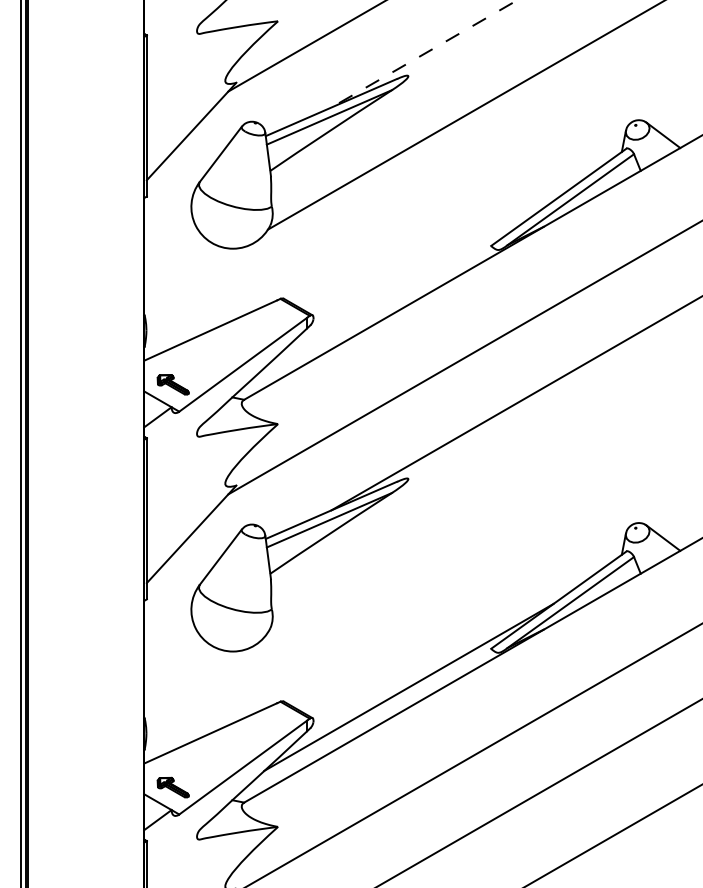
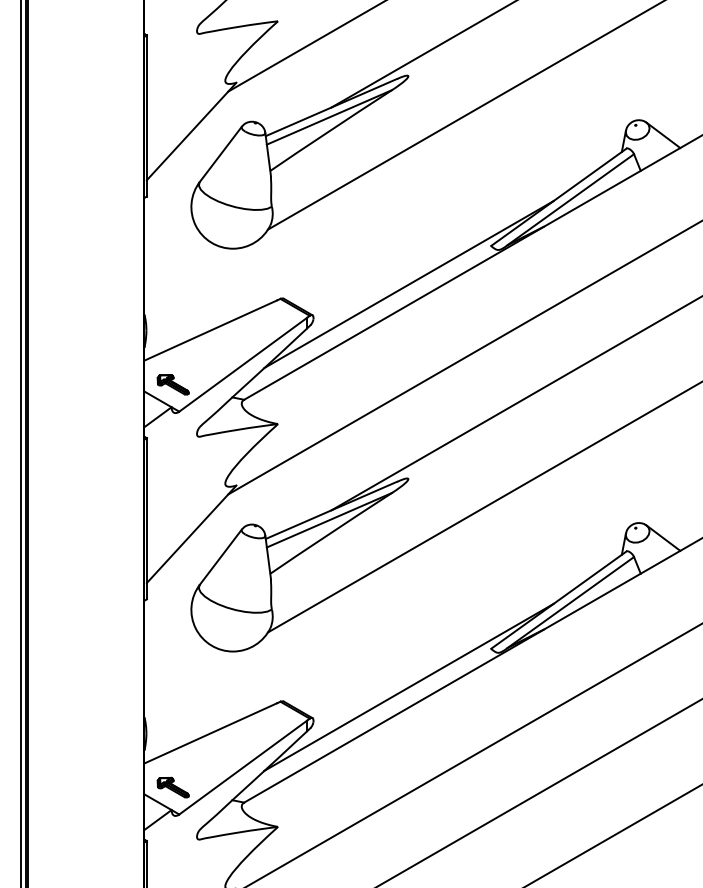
line: dashed -> solid (424, 54)
line: none -> present (408, 284)
line: none -> present (483, 507)
